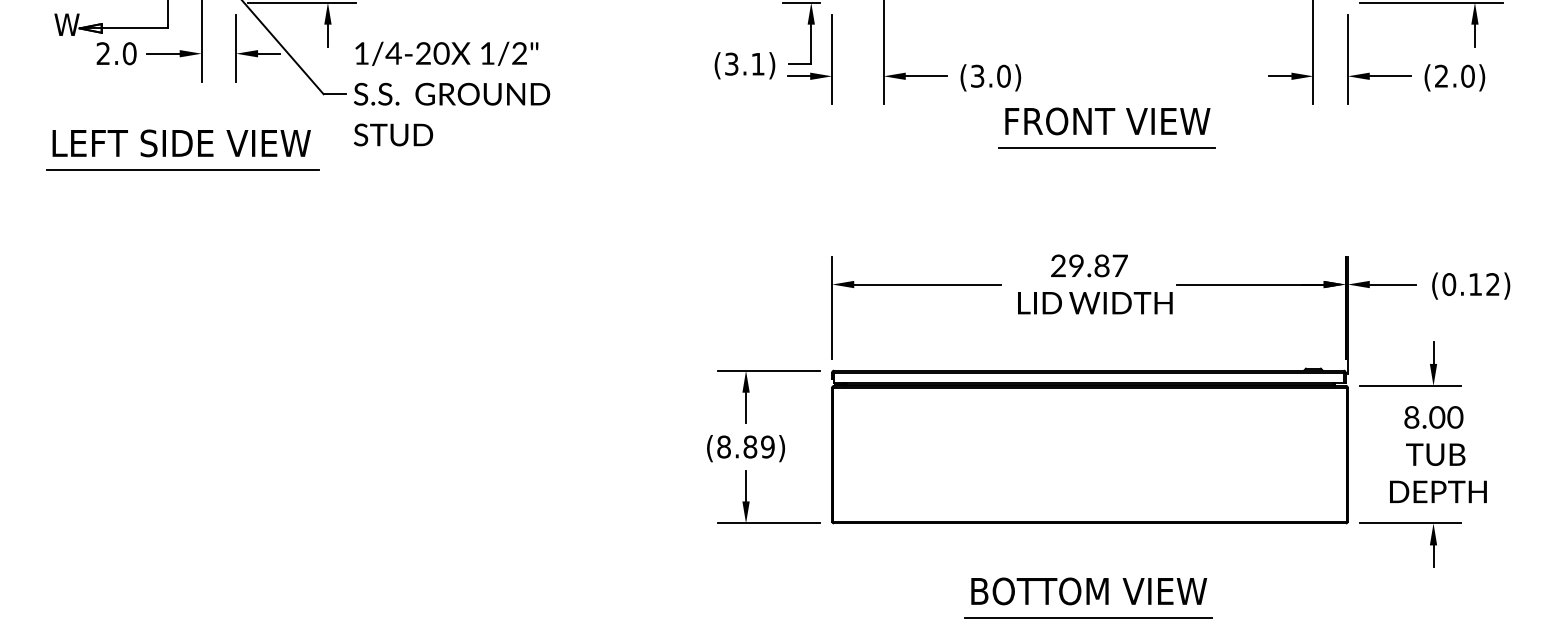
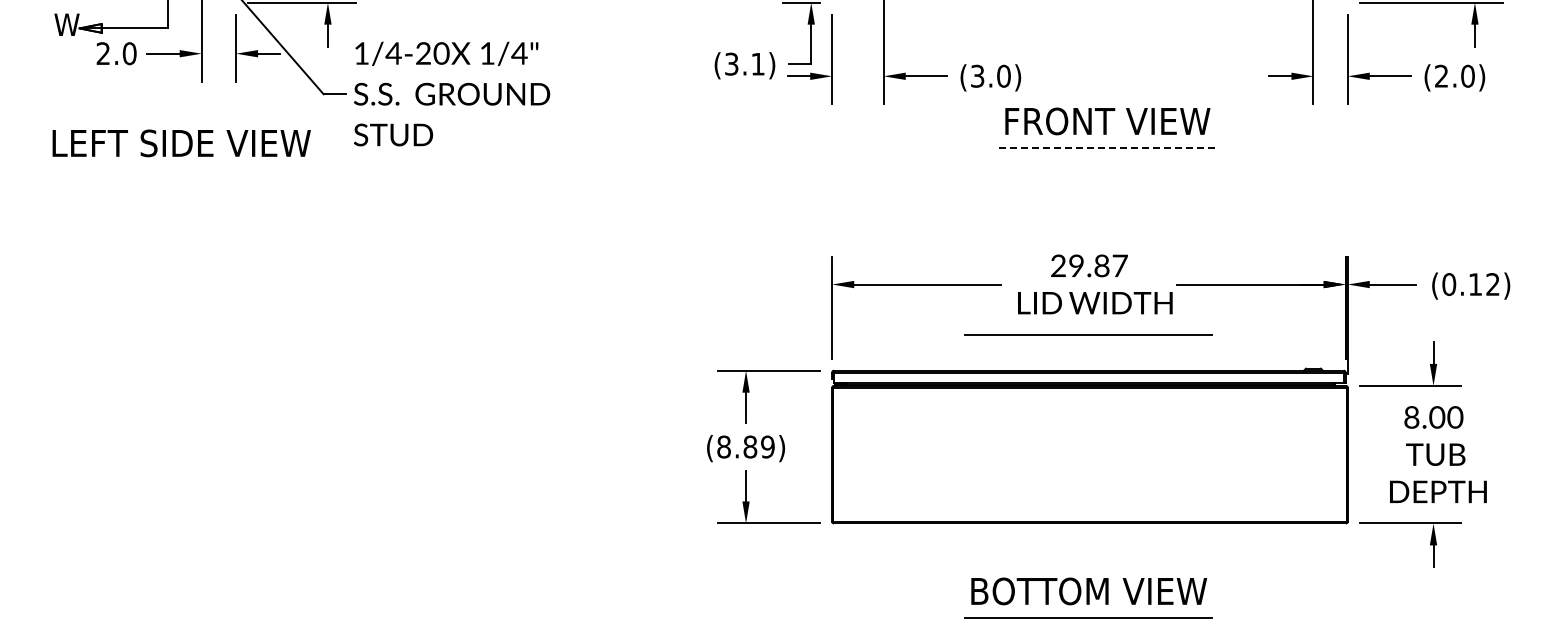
text: 1/2" -> 1/4" (519, 53)
line: solid -> dashed (1107, 147)
line: present -> none (182, 170)
line: none -> present (1088, 334)
